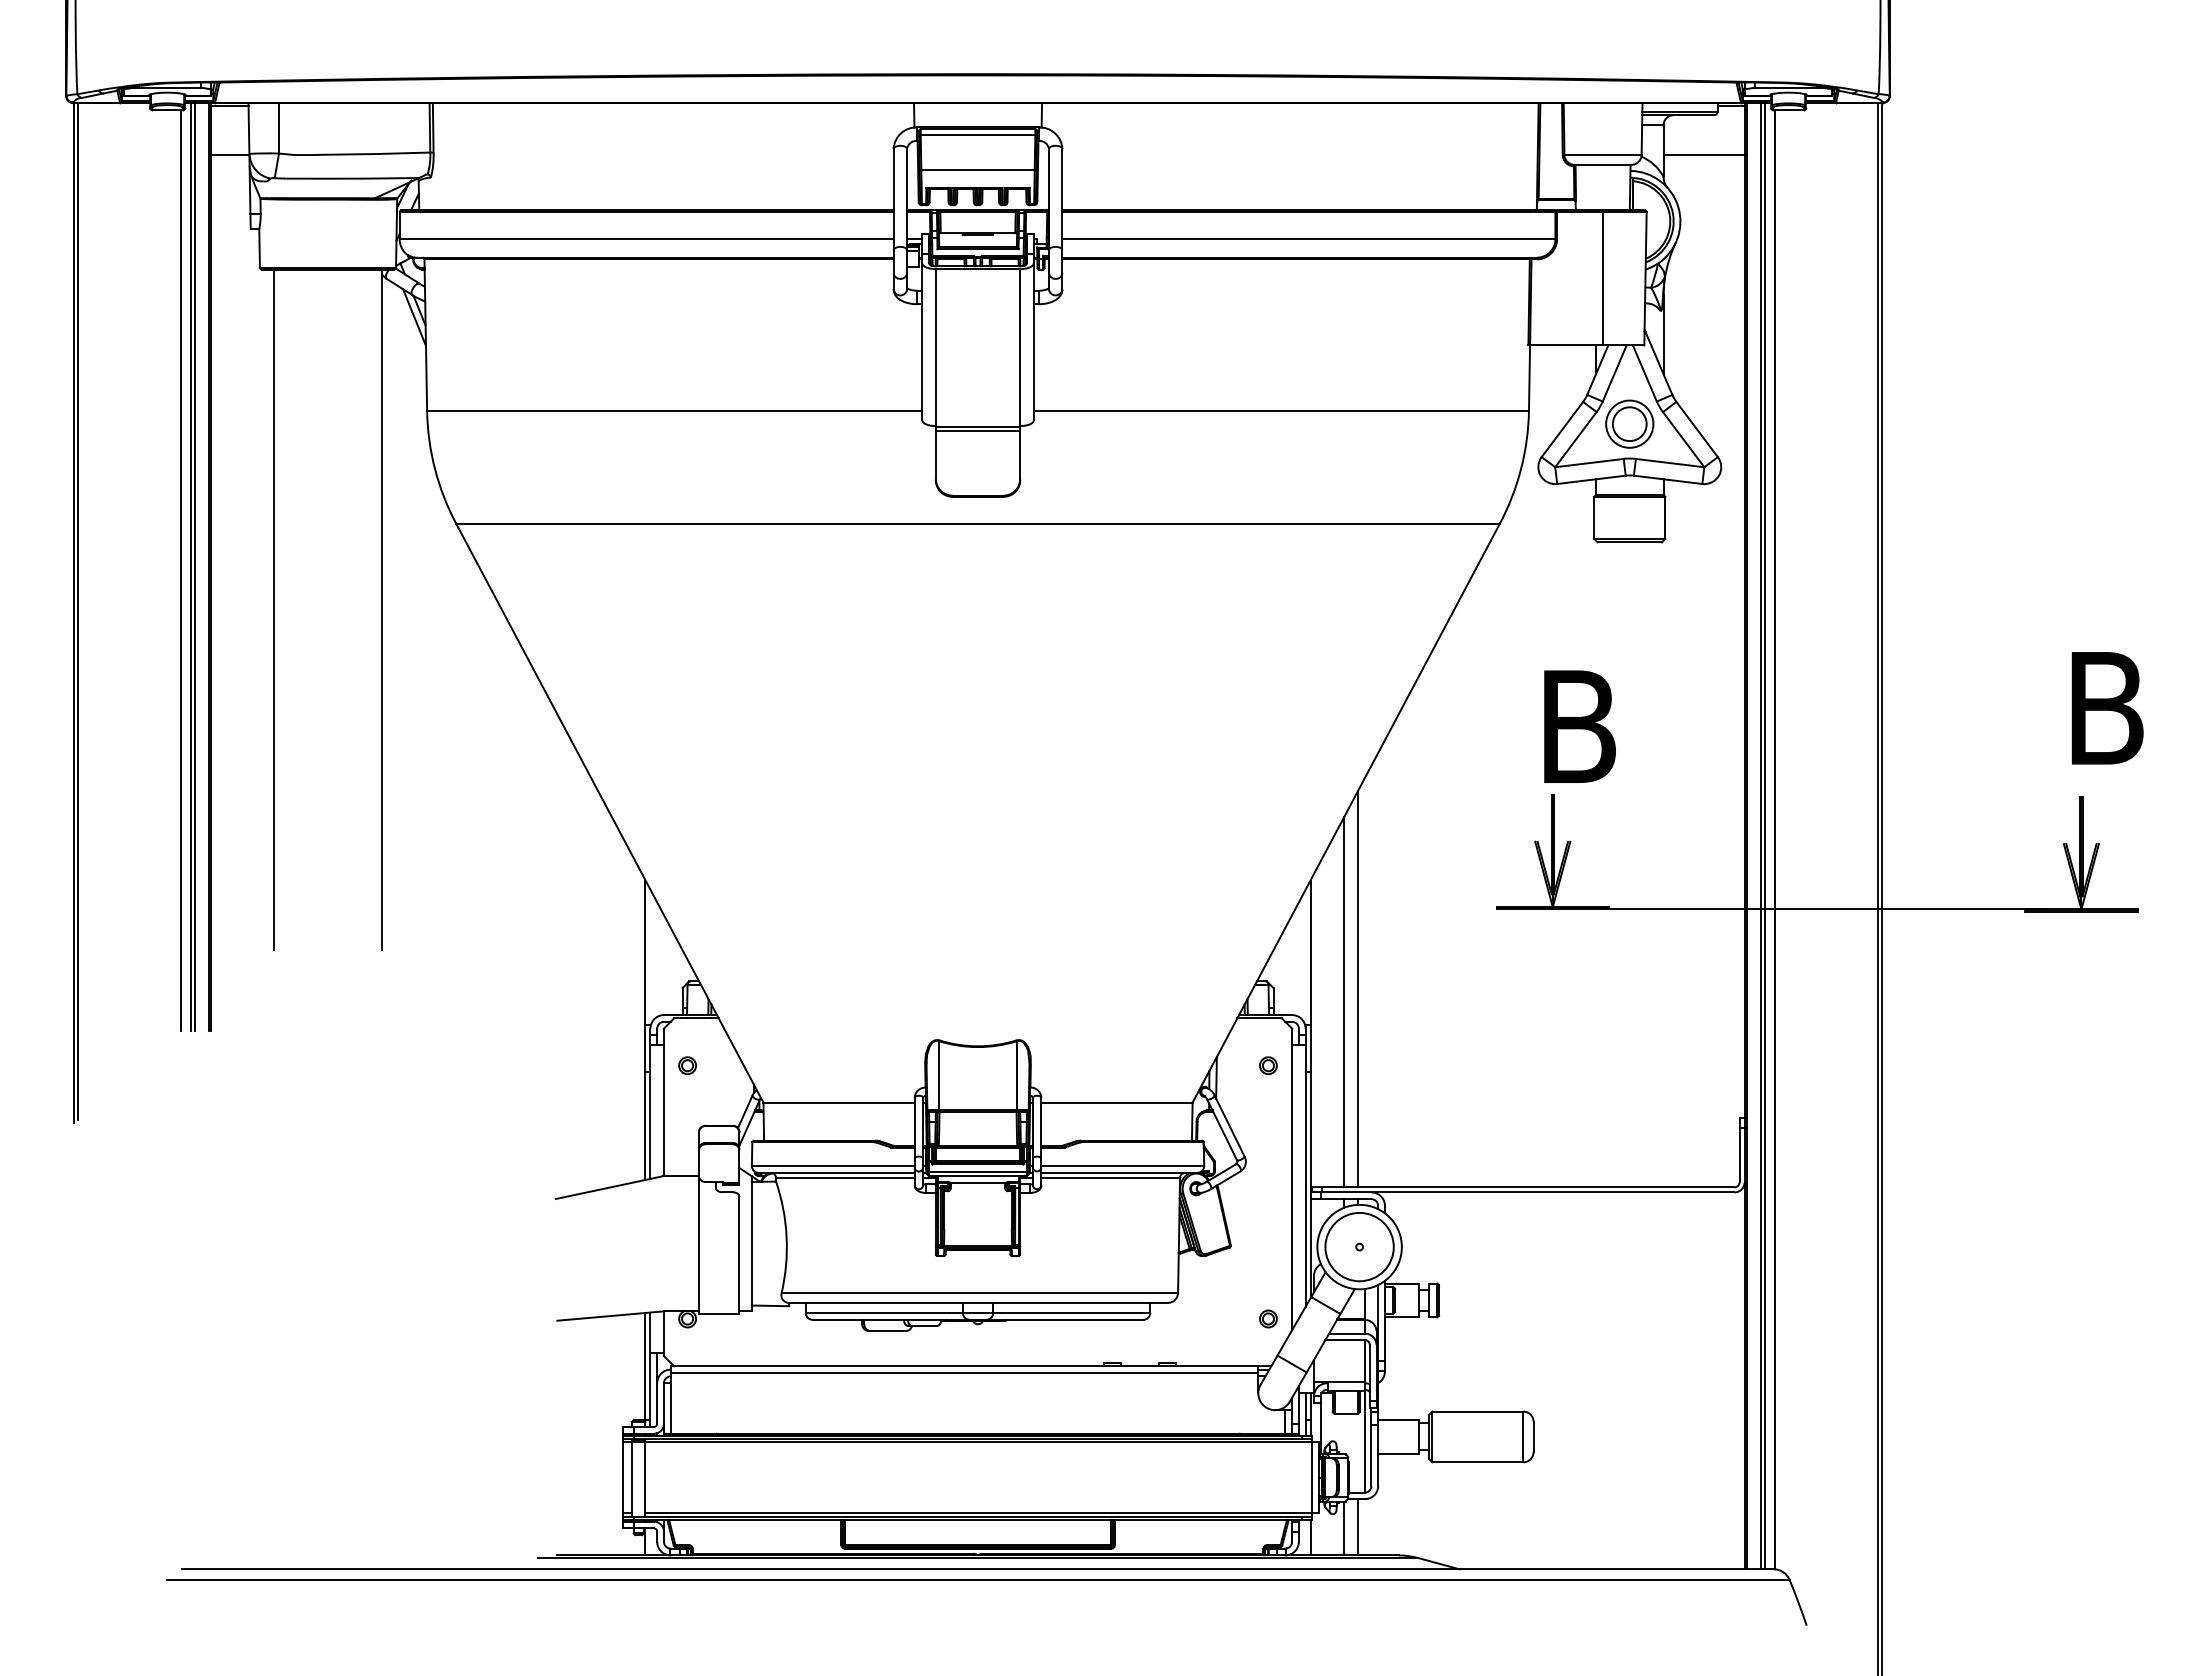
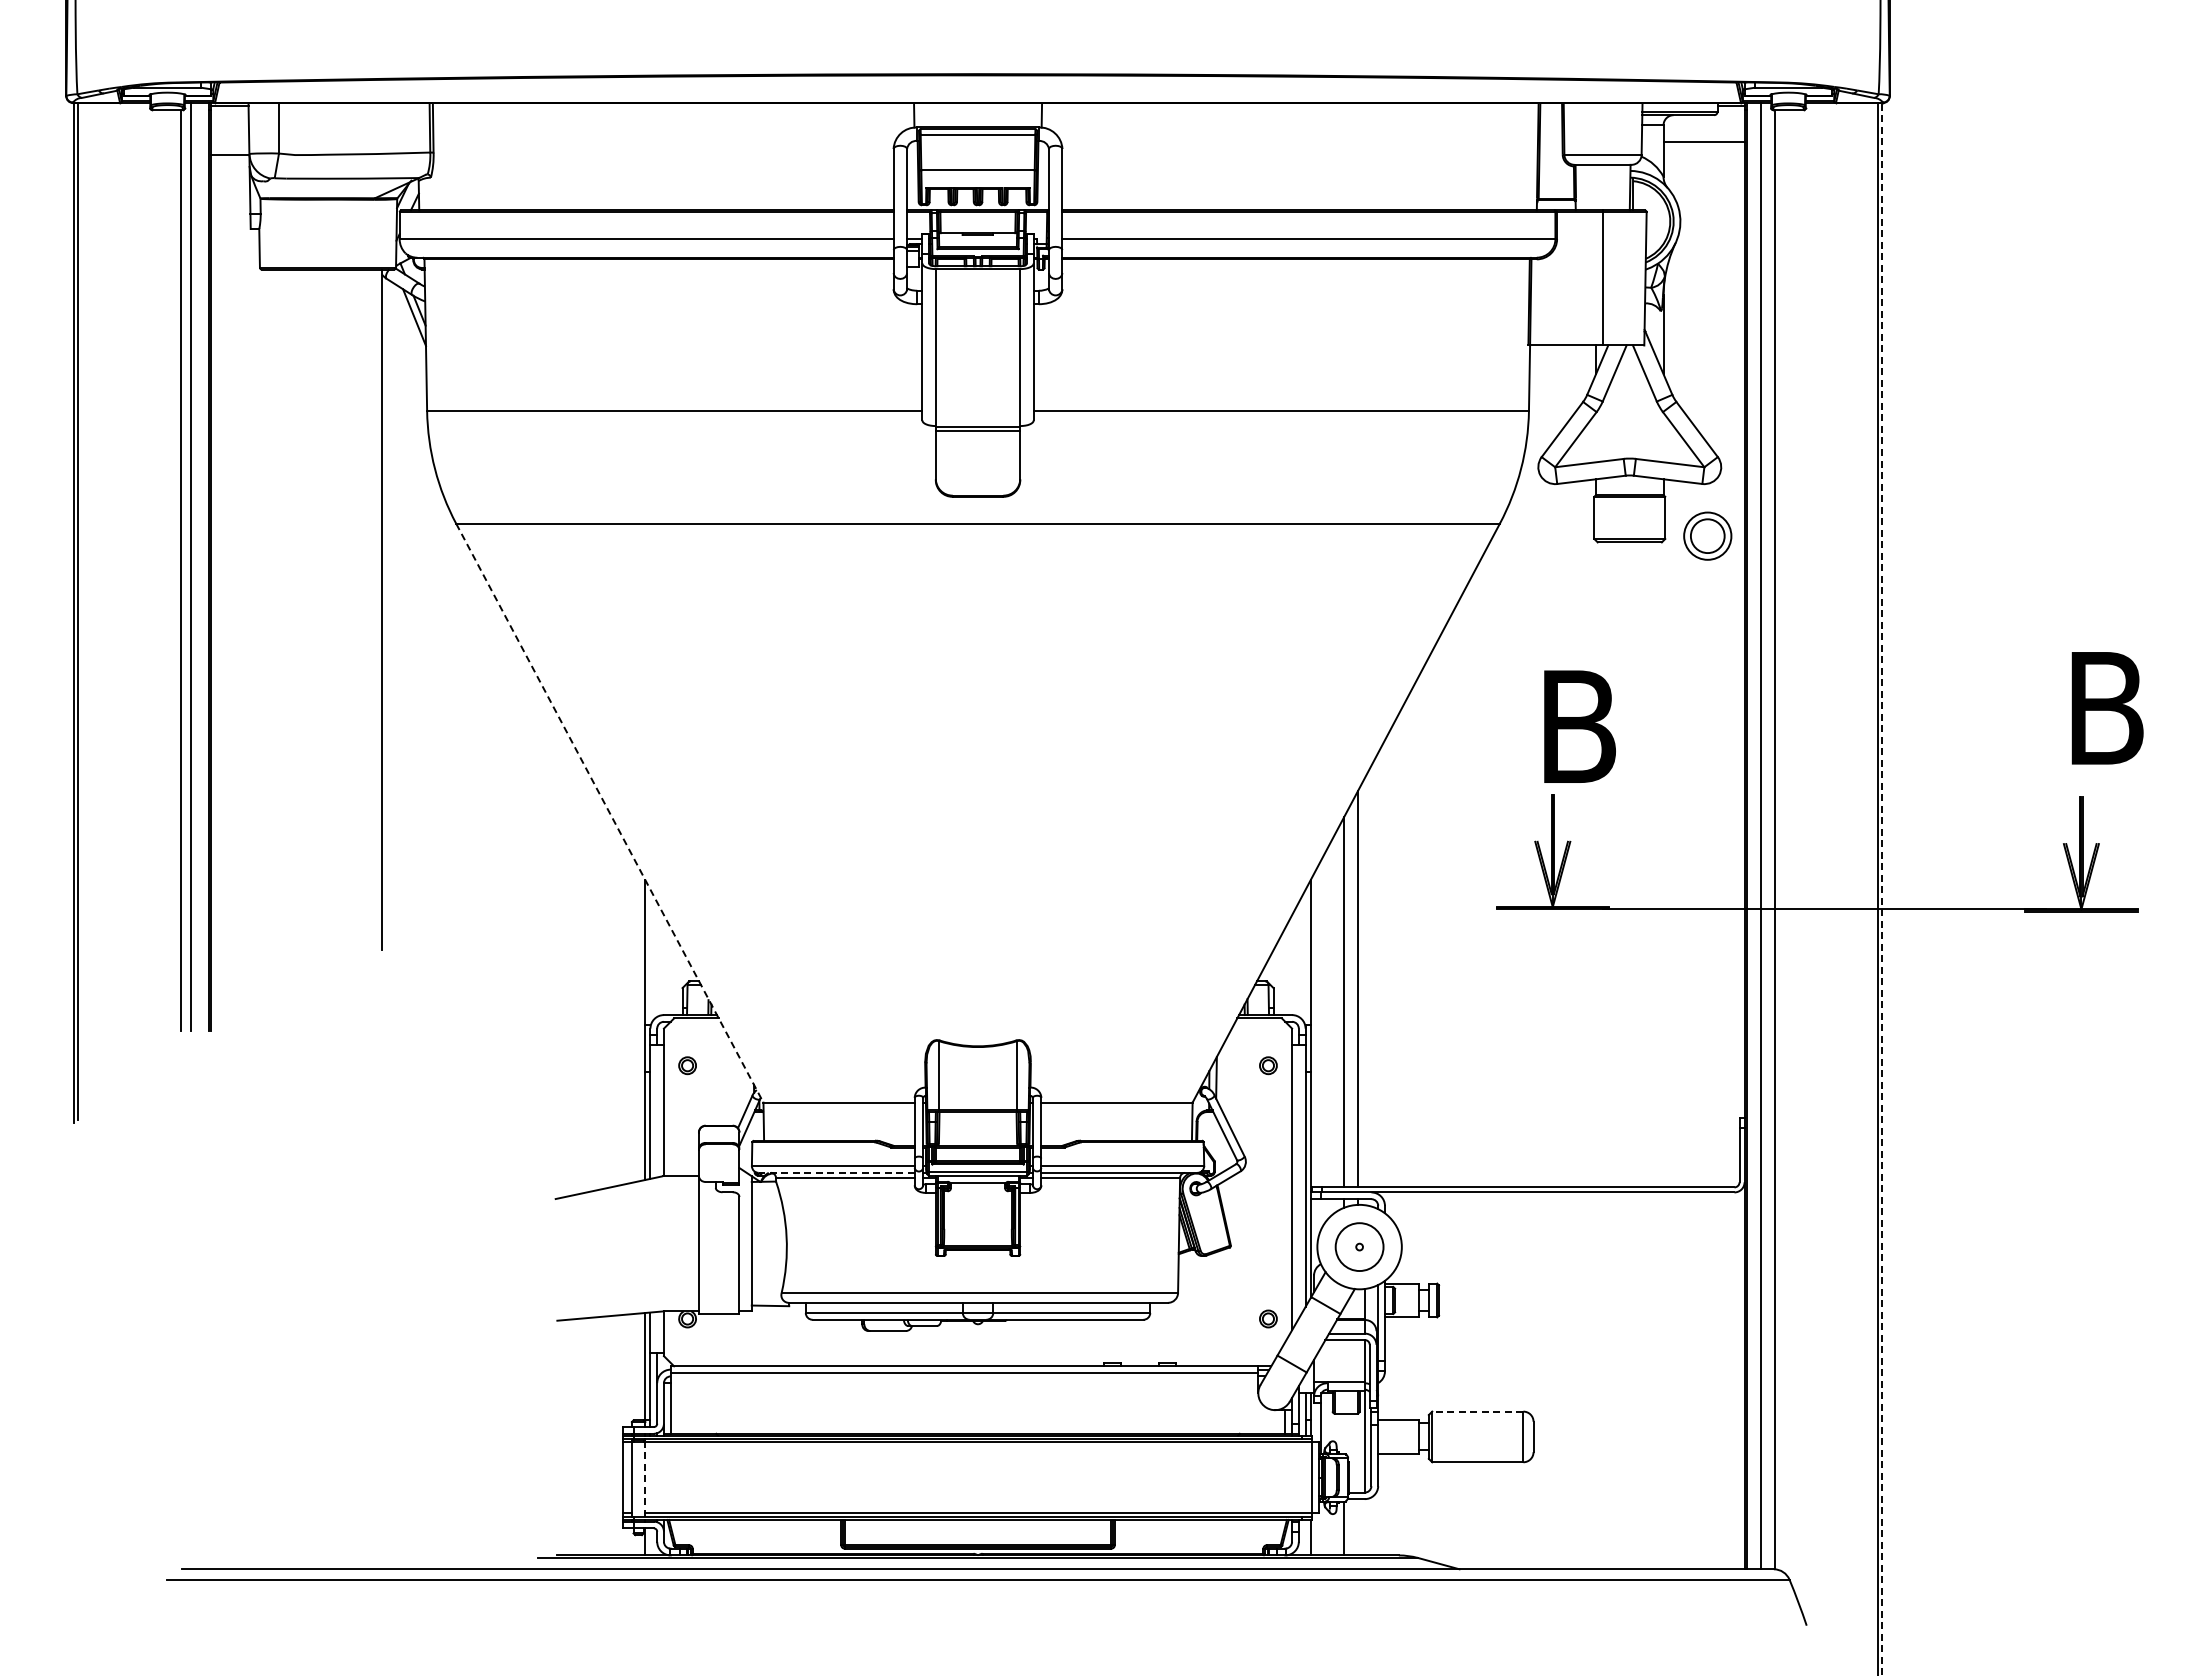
line position: (1703, 154) -> (1703, 141) (1703, 141)
part position: (1629, 423) -> (1707, 535) (1707, 535)
line: present -> none (195, 567)
line: present -> none (273, 609)
line: solid -> dashed (609, 813)
line: present -> none (1765, 836)
line: solid -> dashed (1882, 888)
line: solid -> dashed (836, 1172)
circle diameter: 68 px -> 48 px (1359, 1247)
line: solid -> dashed (1477, 1411)
line: solid -> dashed (645, 1478)
line: present -> none (1357, 1527)
